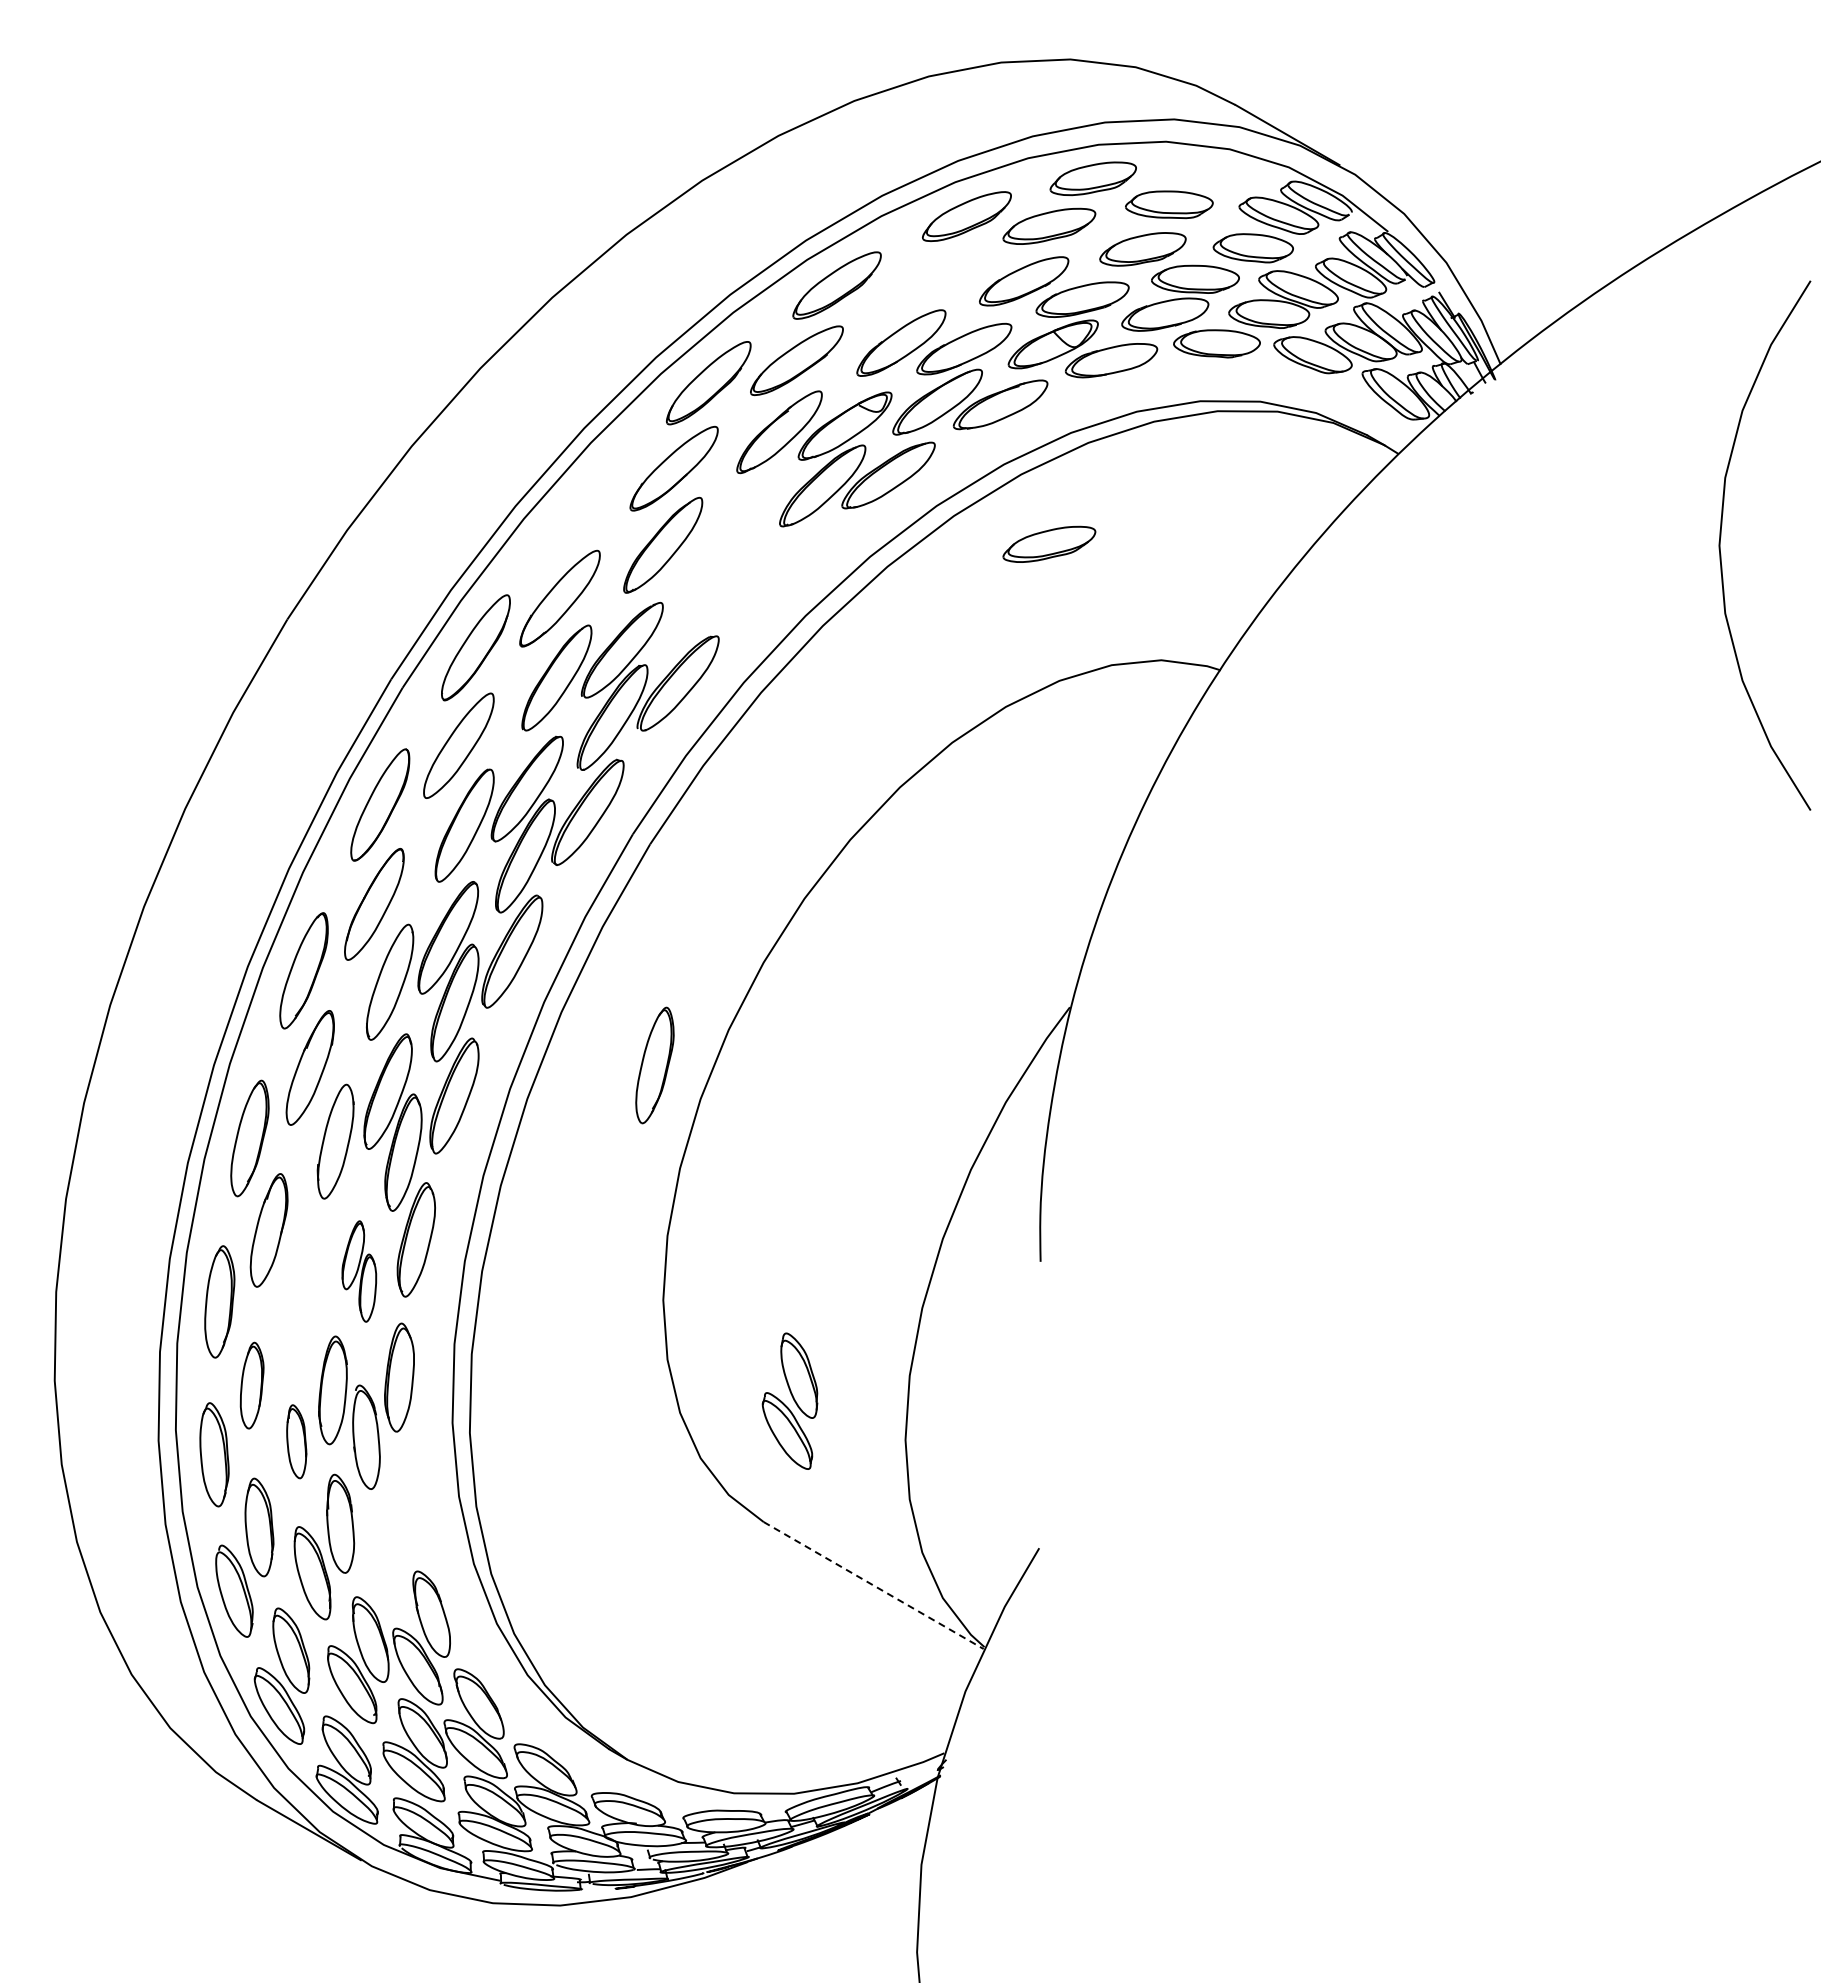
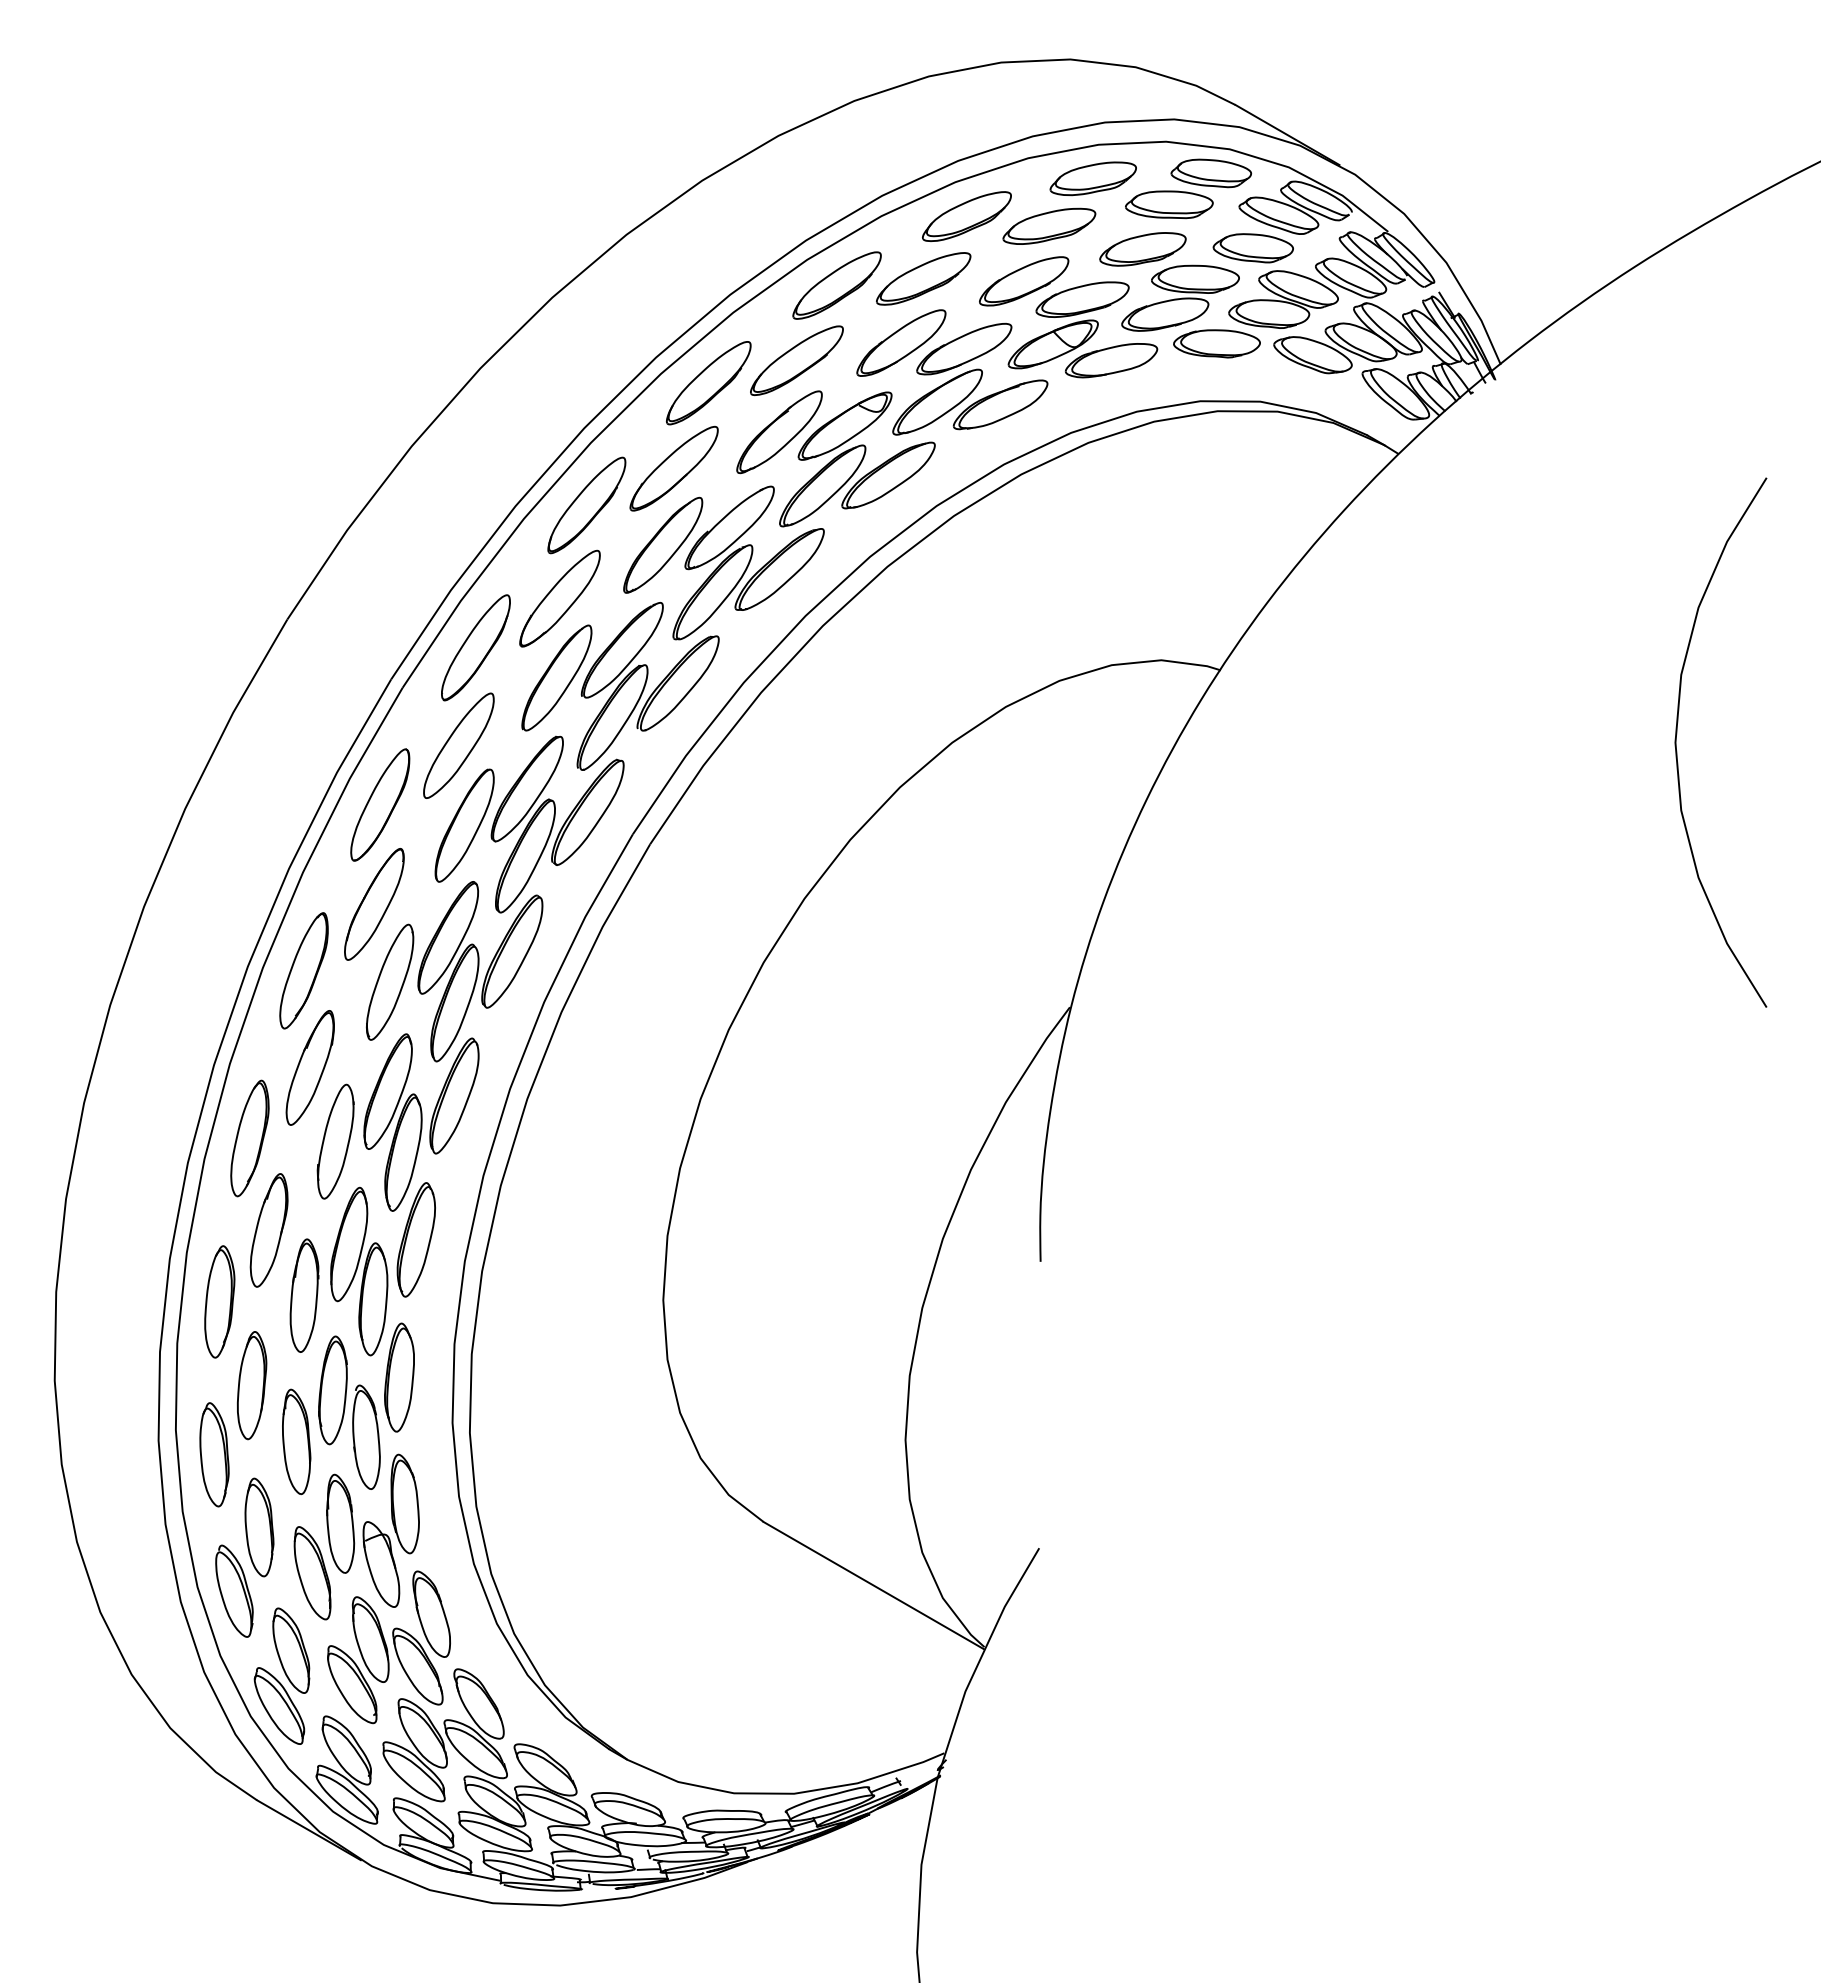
part: none -> present (1211, 173)
part: none -> present (923, 278)
part: none -> present (586, 505)
curve position: (1721, 537) -> (1677, 734) (1677, 734)
part: present -> none (1049, 543)
part: none -> present (748, 562)
part: present -> none (654, 1065)
part size: 37x103 px -> 59x171 px (359, 1271)
part: none -> present (304, 1295)
part size: 26x89 px -> 31x110 px (252, 1385)
part: present -> none (789, 1400)
part size: 22x76 px -> 30x107 px (296, 1441)
part: none -> present (390, 1530)
line: dashed -> solid (873, 1585)
